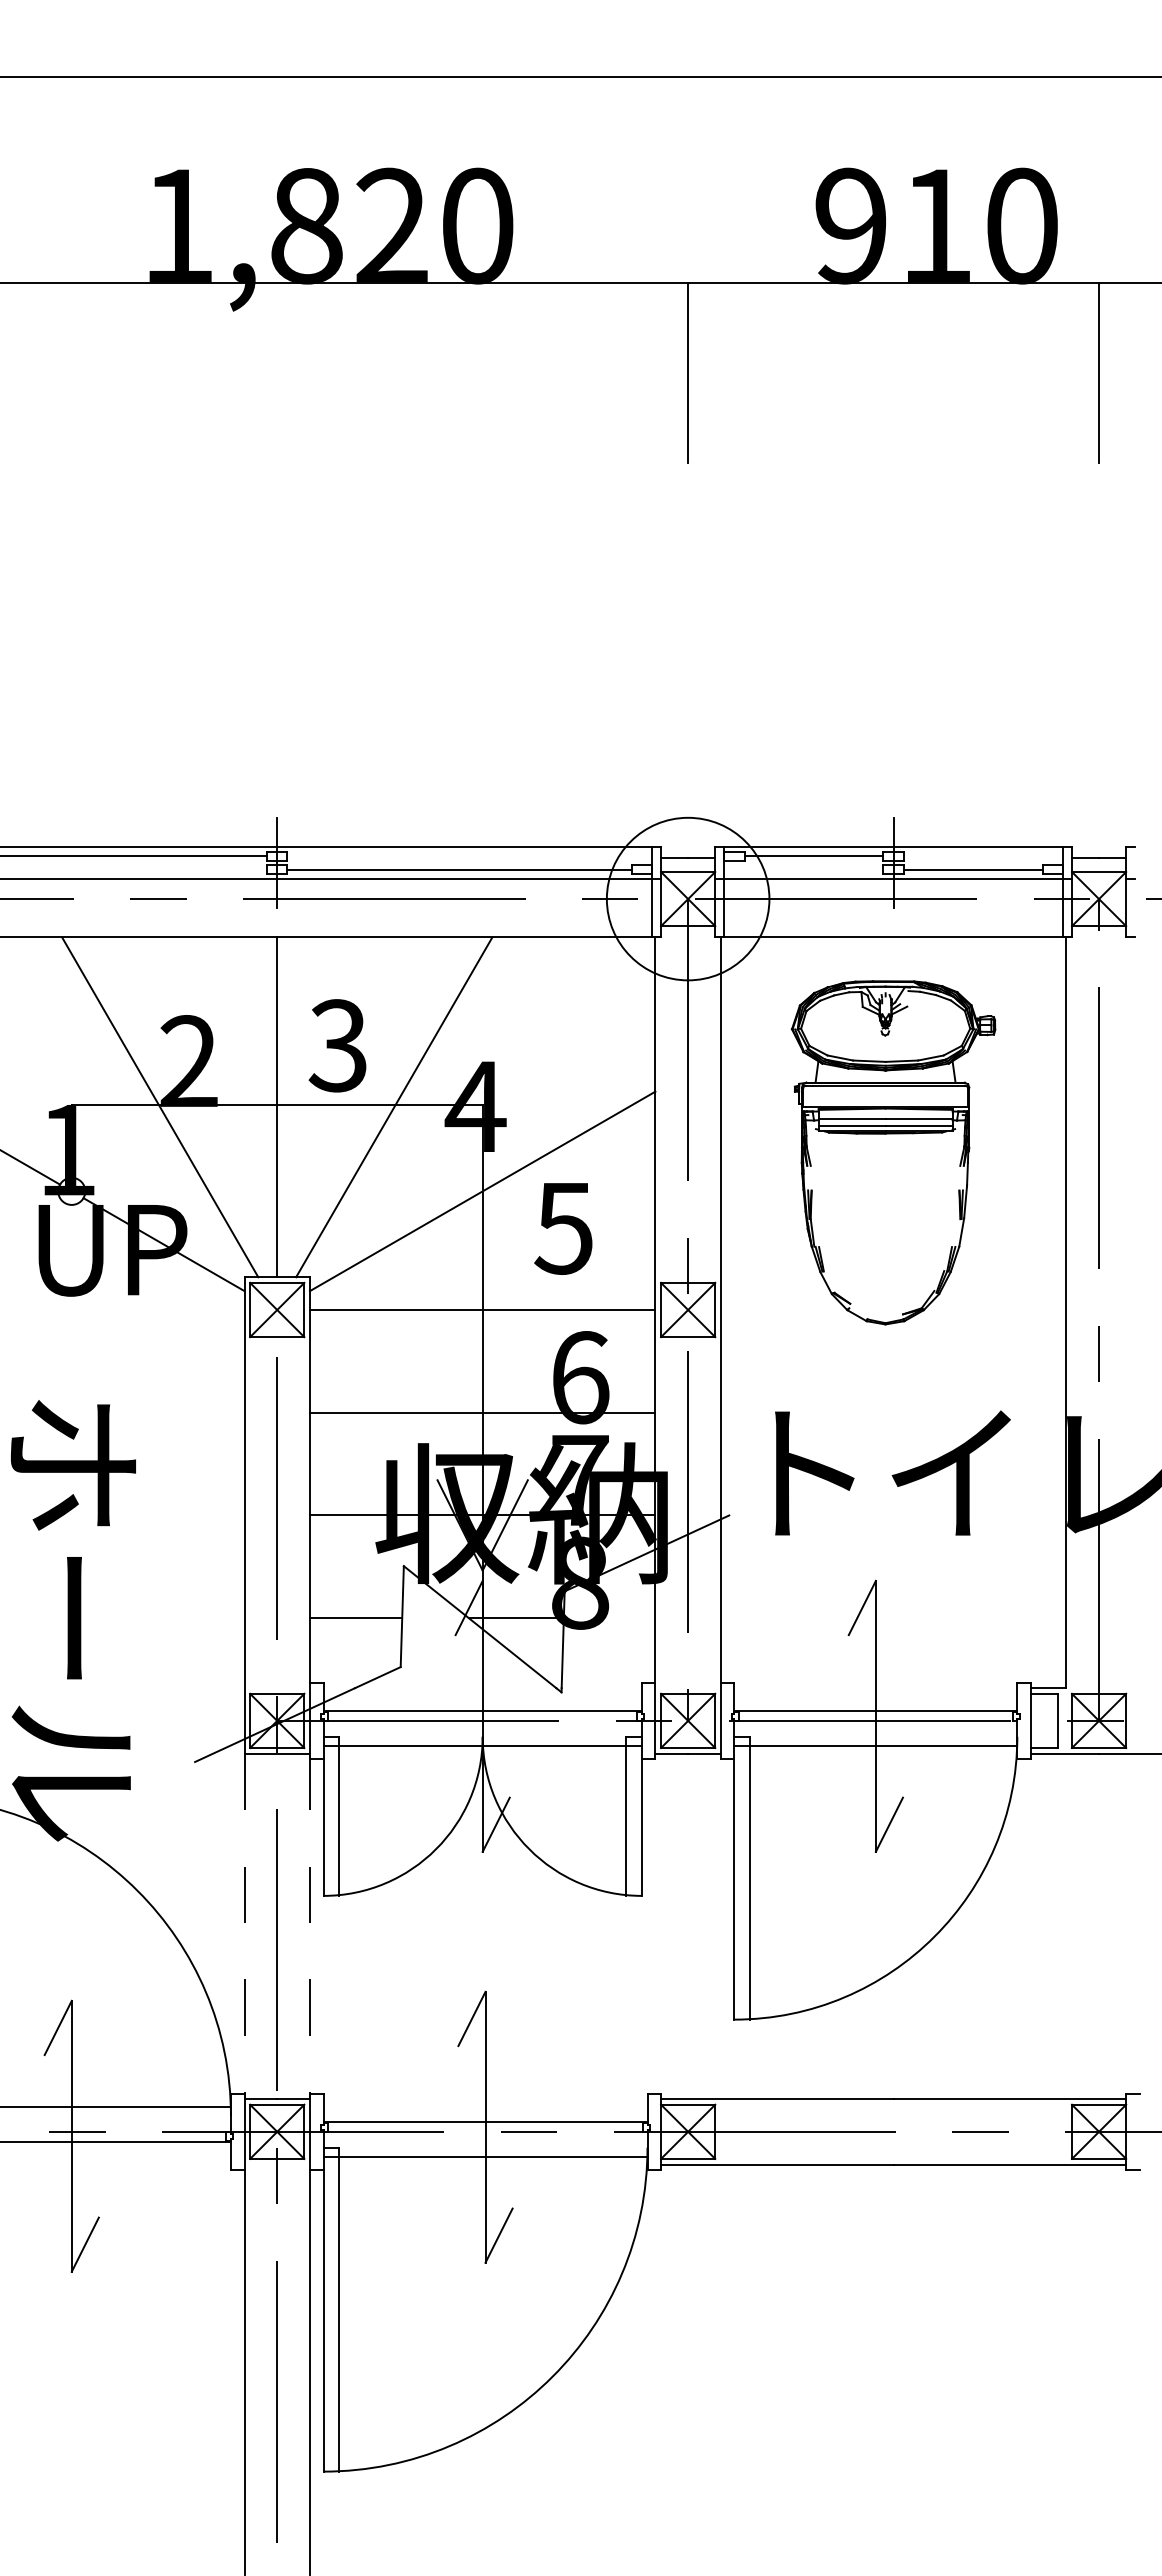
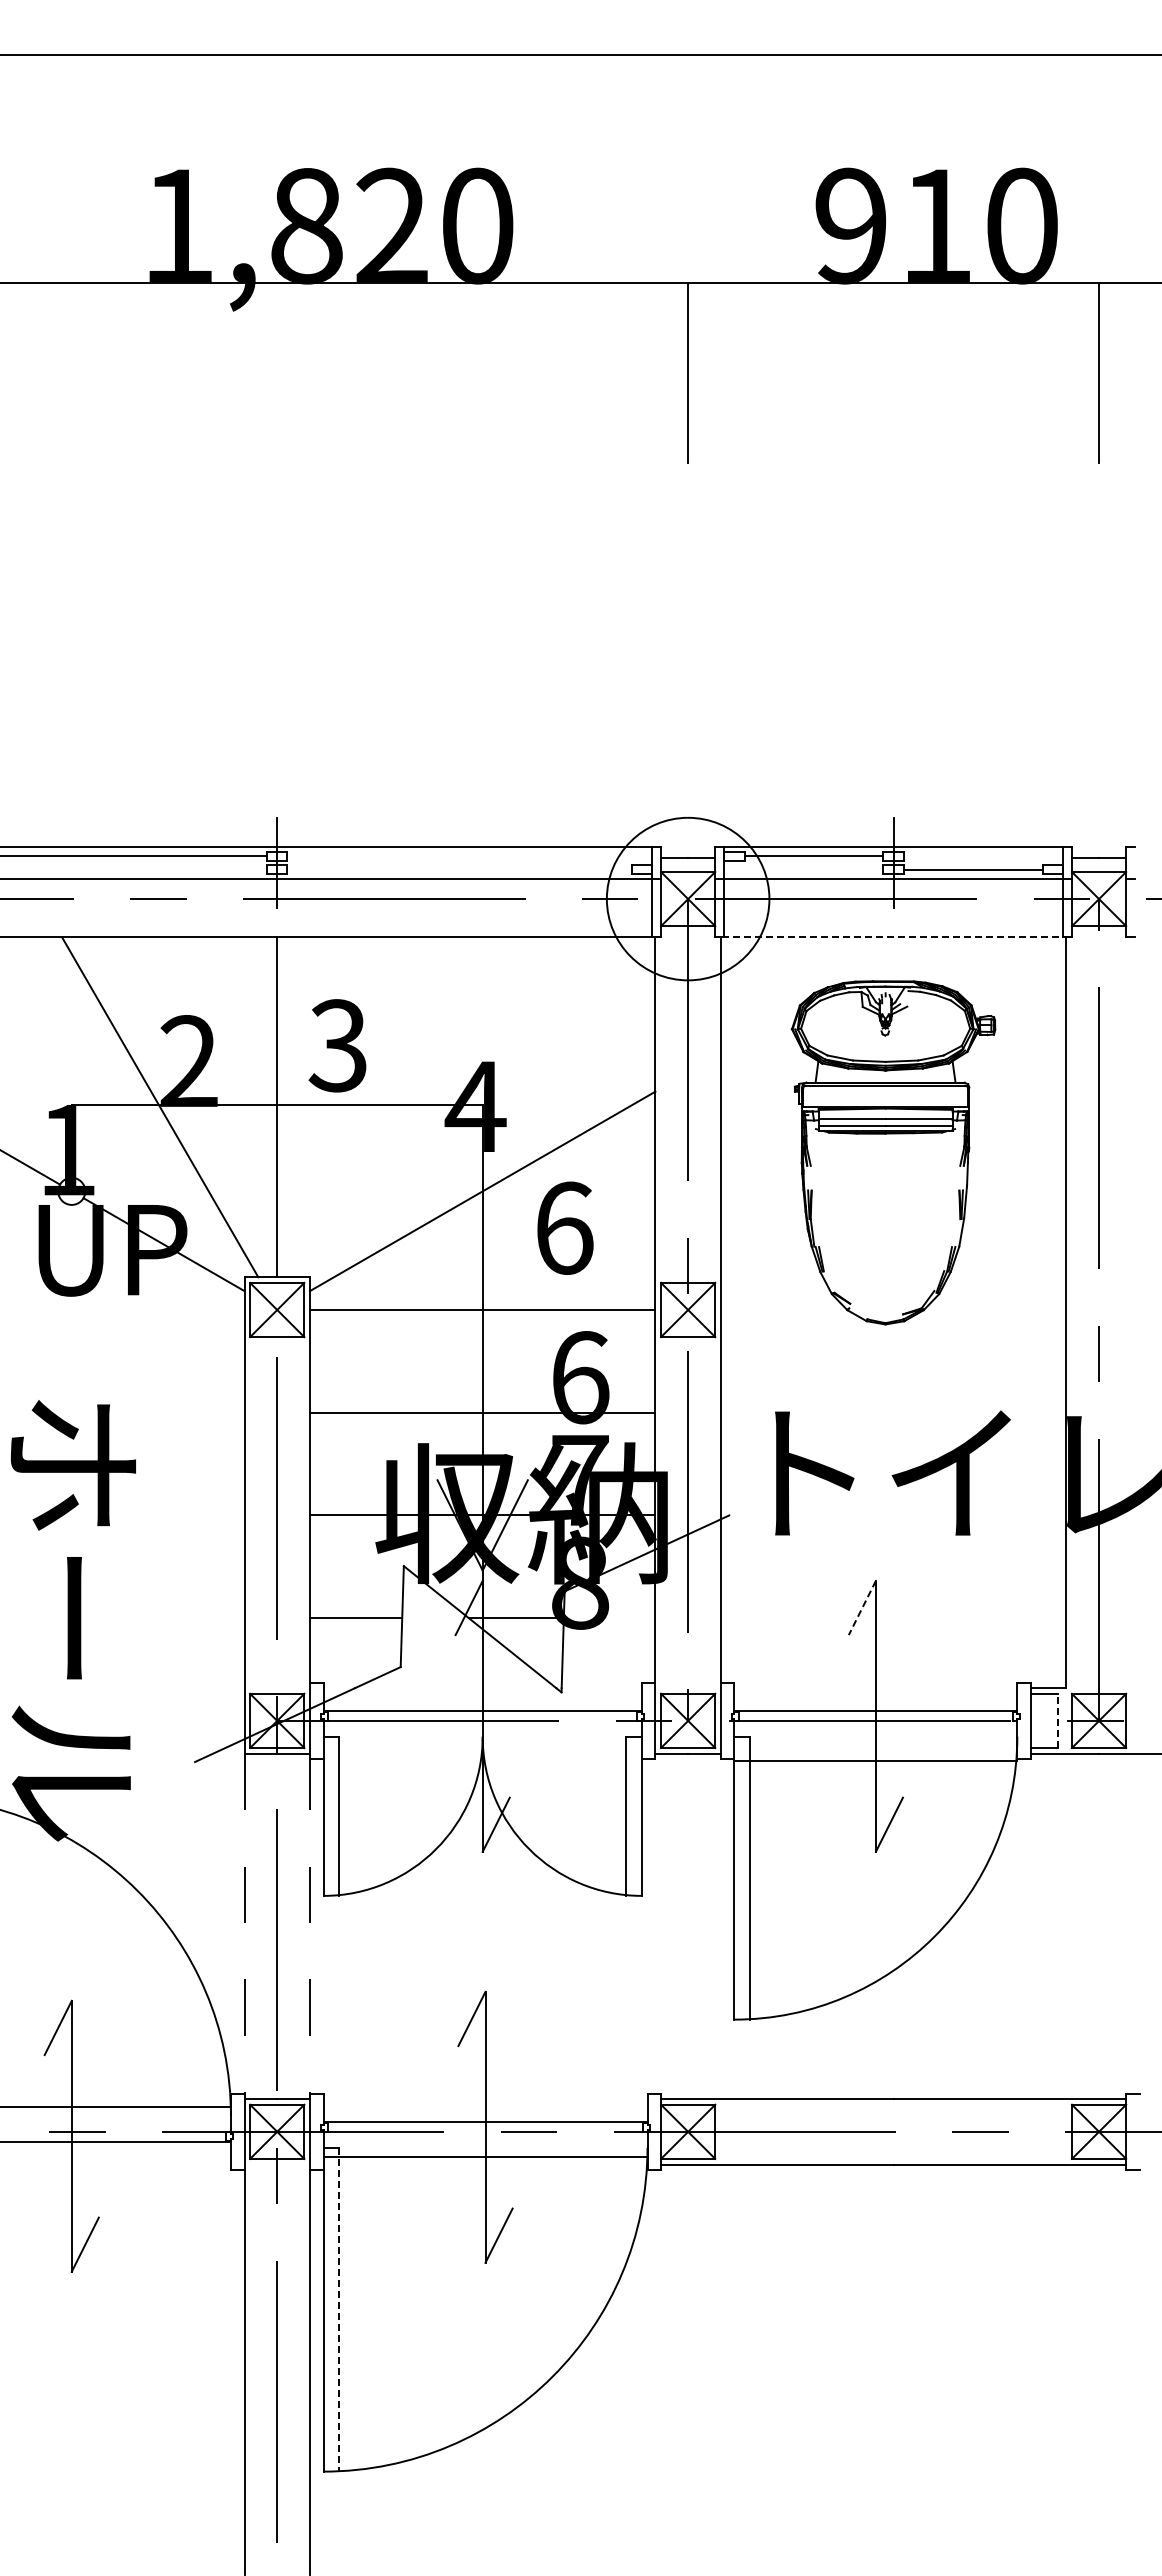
line position: (580, 77) -> (580, 55) (580, 55)
line: present -> none (459, 869)
line: solid -> dashed (893, 937)
line: present -> none (394, 1107)
text: 5 -> 6 (563, 1227)
line: solid -> dashed (862, 1608)
line: solid -> dashed (1057, 1720)
line: present -> none (482, 1745)
line position: (875, 1745) -> (875, 1760) (875, 1760)
line: solid -> dashed (339, 2309)
